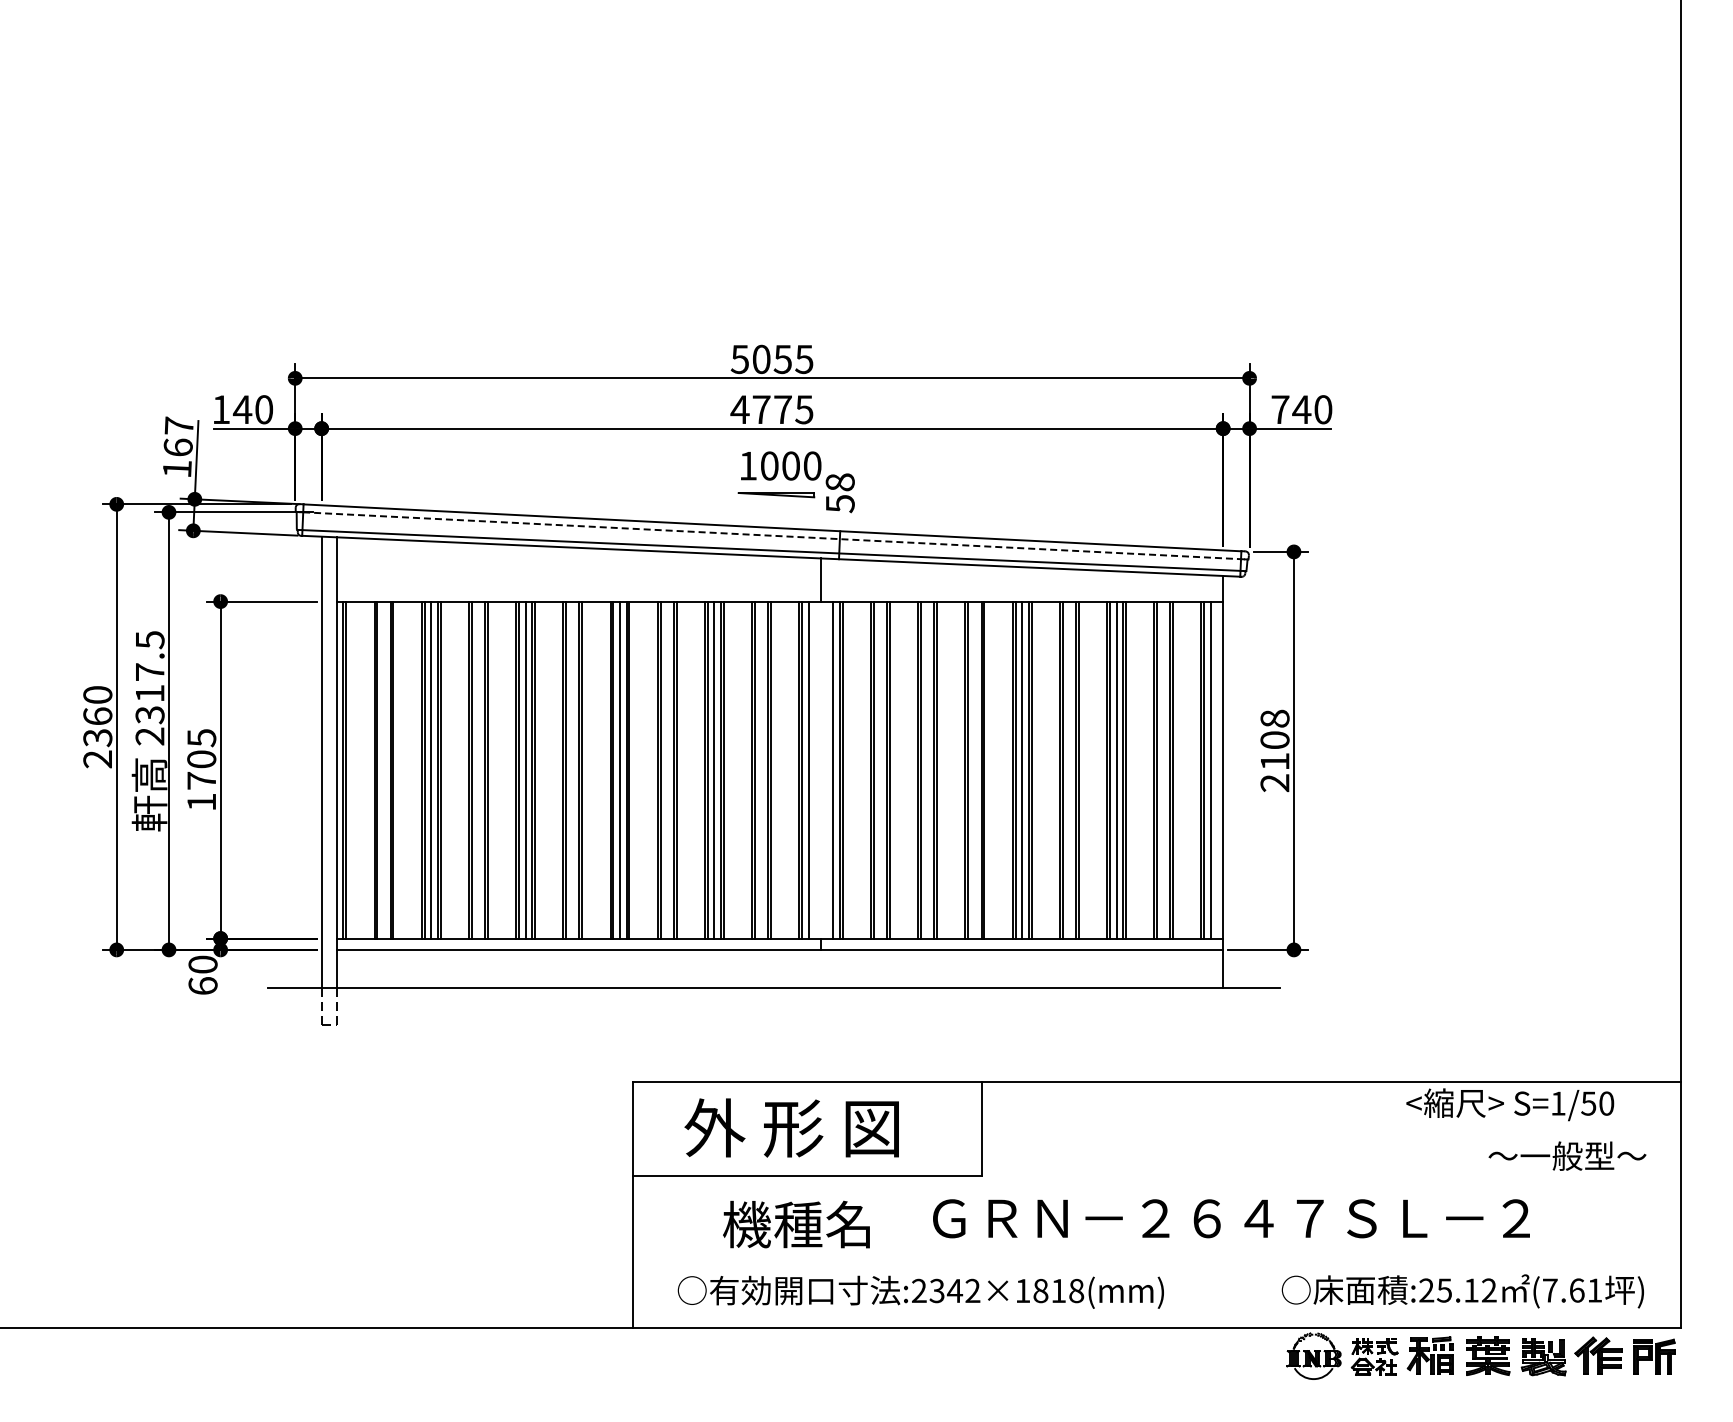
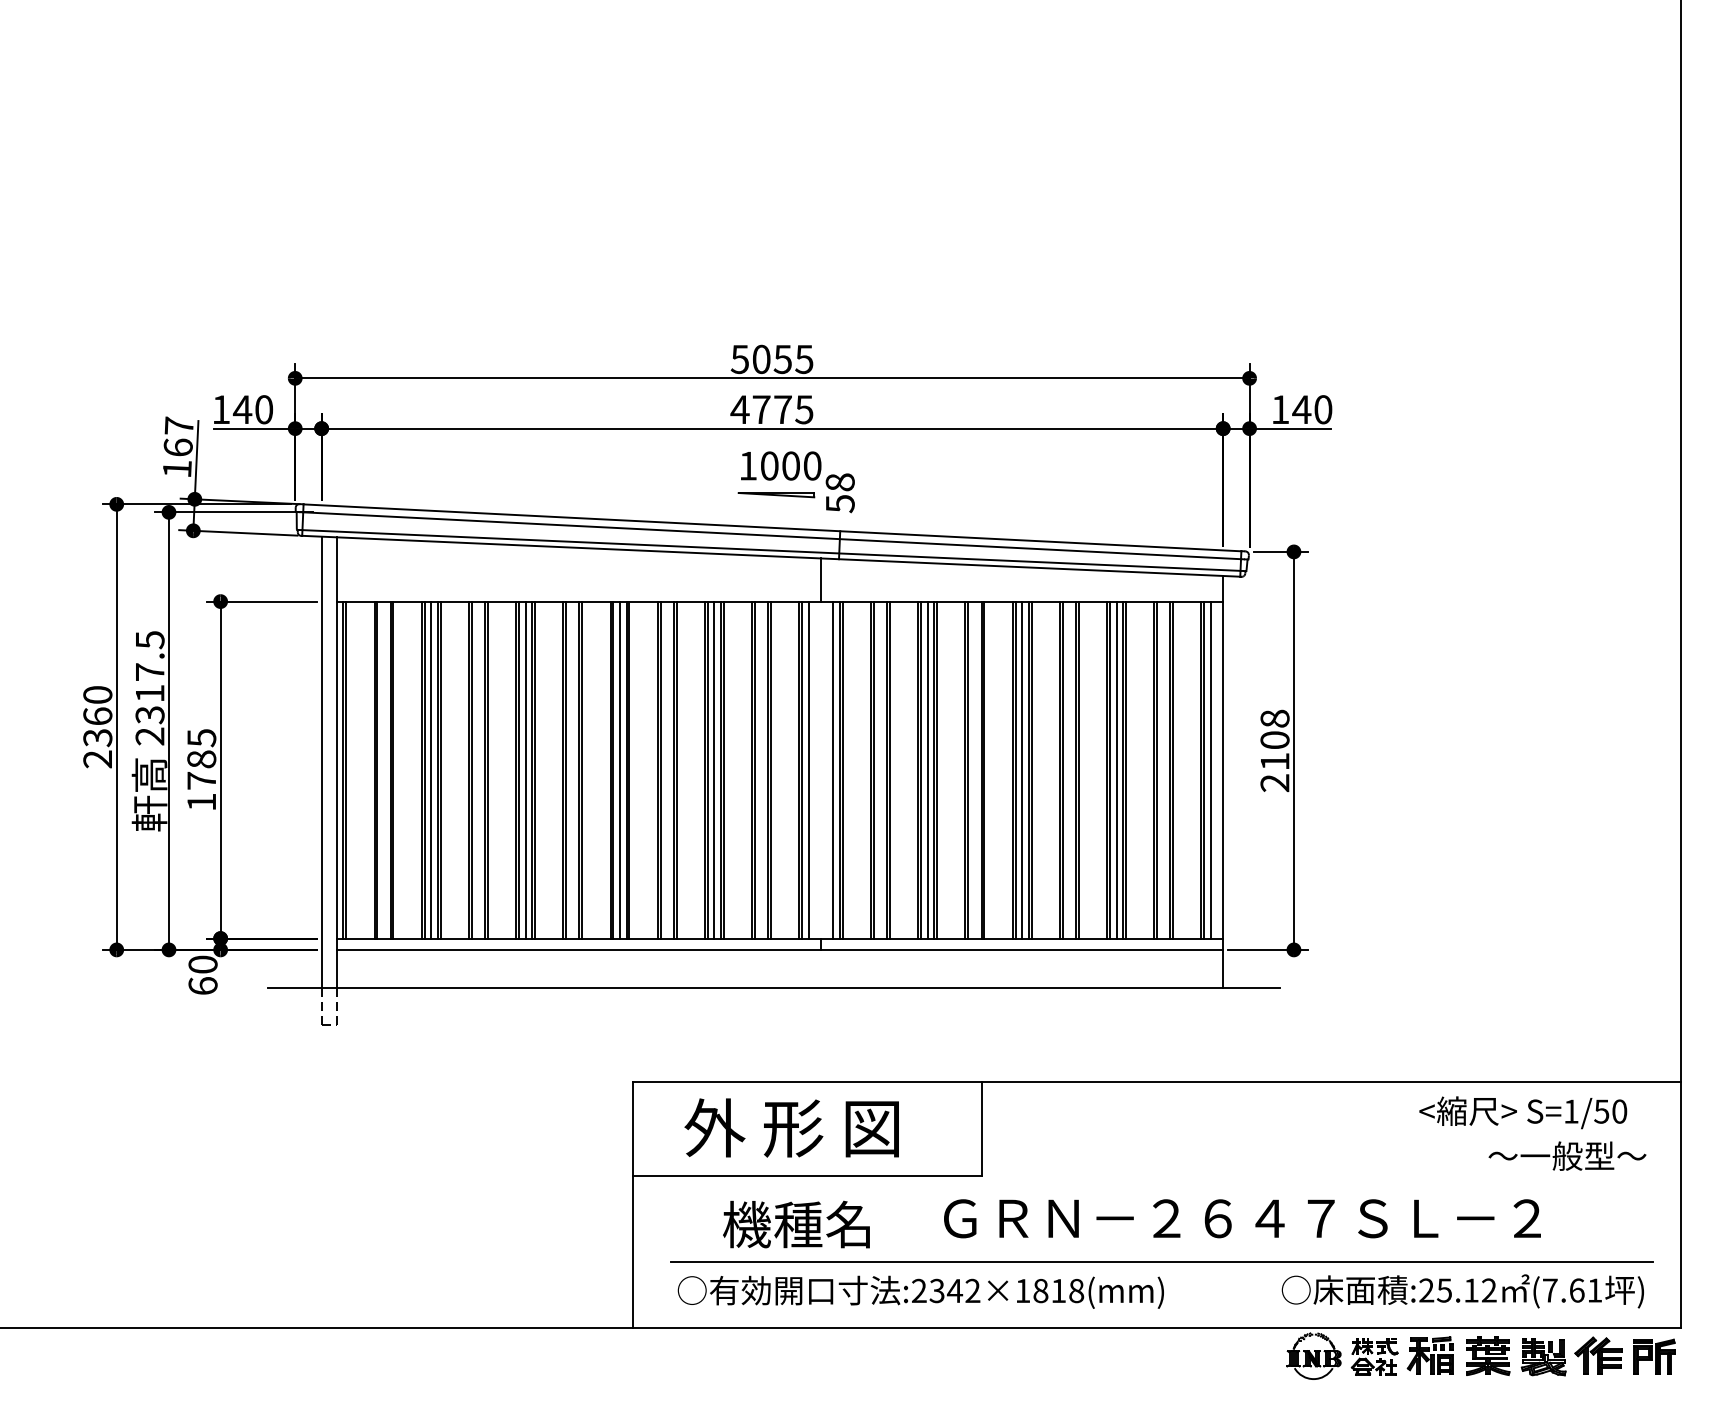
text: 740 -> 140 (1280, 409)
line: dashed -> solid (772, 535)
text: 1705 -> 1785 (201, 759)
line: none -> present (927, 769)
text position: (1510, 1104) -> (1523, 1112) (1523, 1112)
text position: (1231, 1218) -> (1242, 1218) (1242, 1218)
line: none -> present (1161, 1262)
